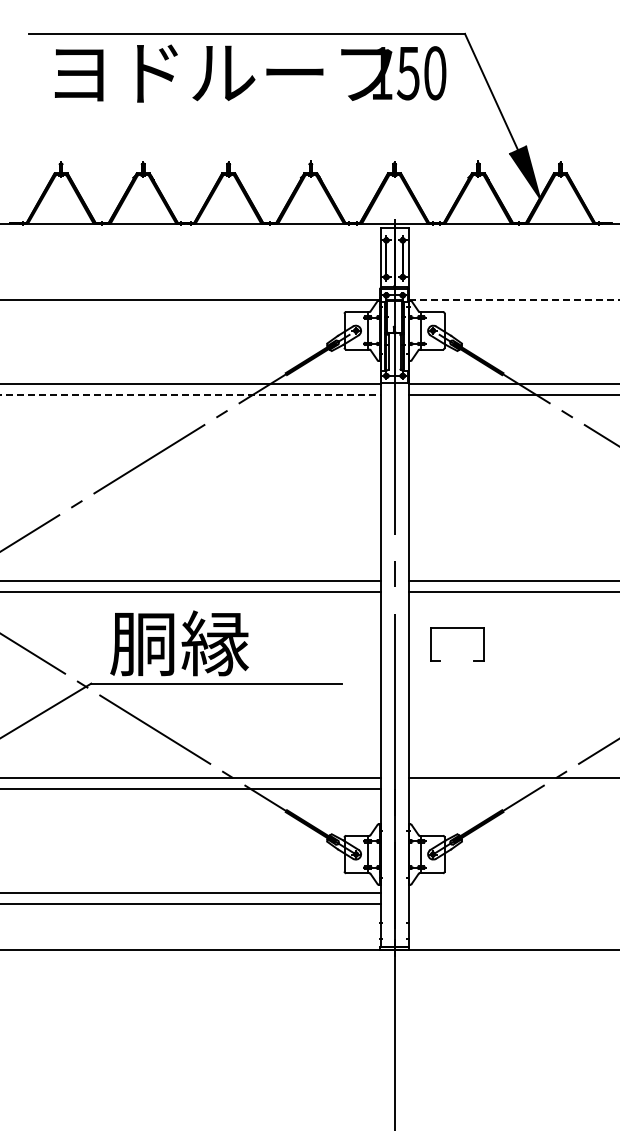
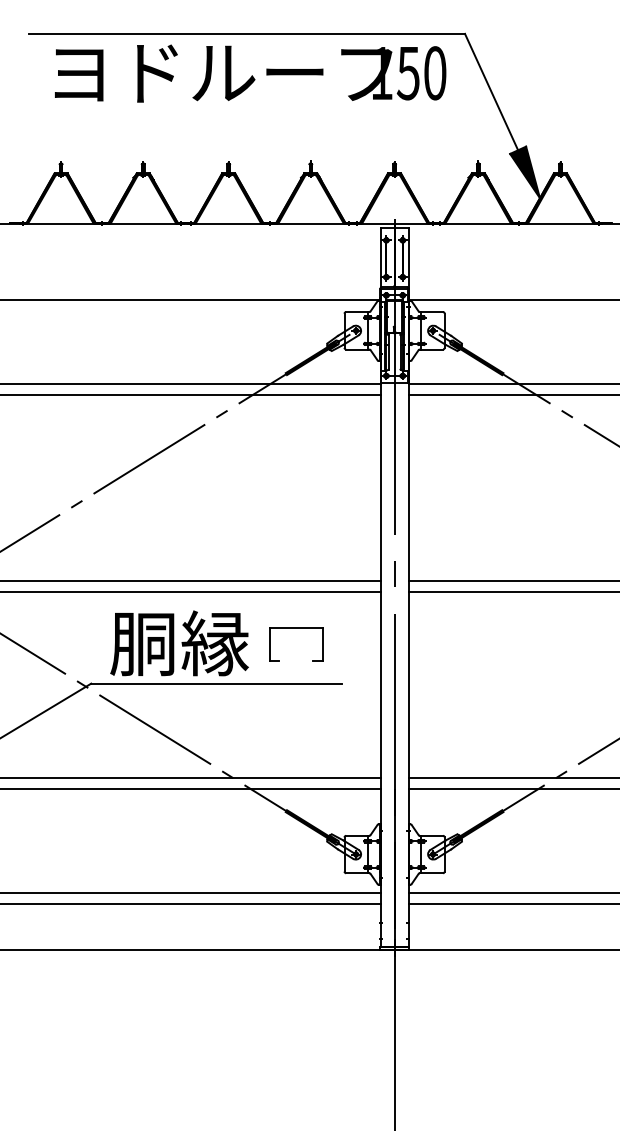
line: dashed -> solid (514, 299)
line: dashed -> solid (190, 394)
part position: (457, 628) -> (296, 628) (296, 628)
line: none -> present (512, 788)
line: none -> present (512, 892)
line: none -> present (512, 903)
